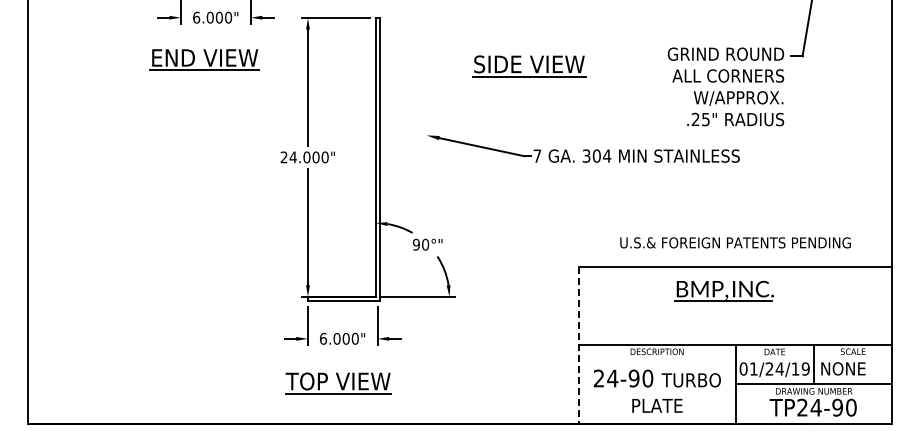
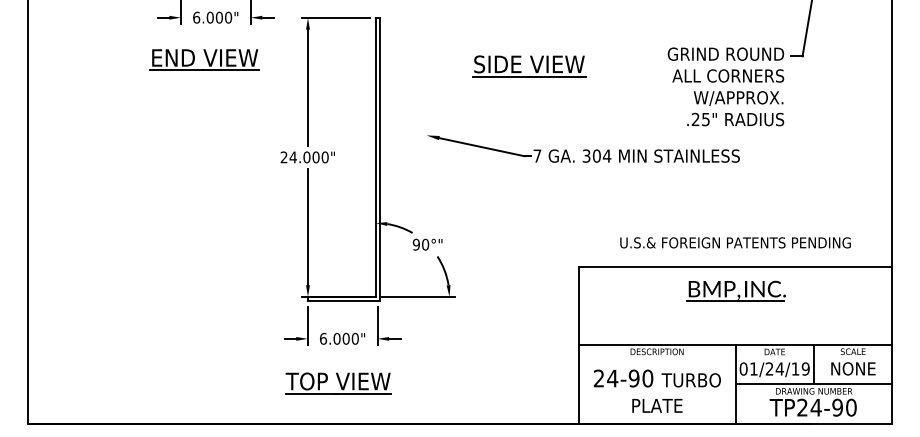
part position: (723, 290) -> (735, 290) (735, 290)
line: dashed -> solid (578, 345)
text position: (843, 368) -> (853, 368) (853, 368)
